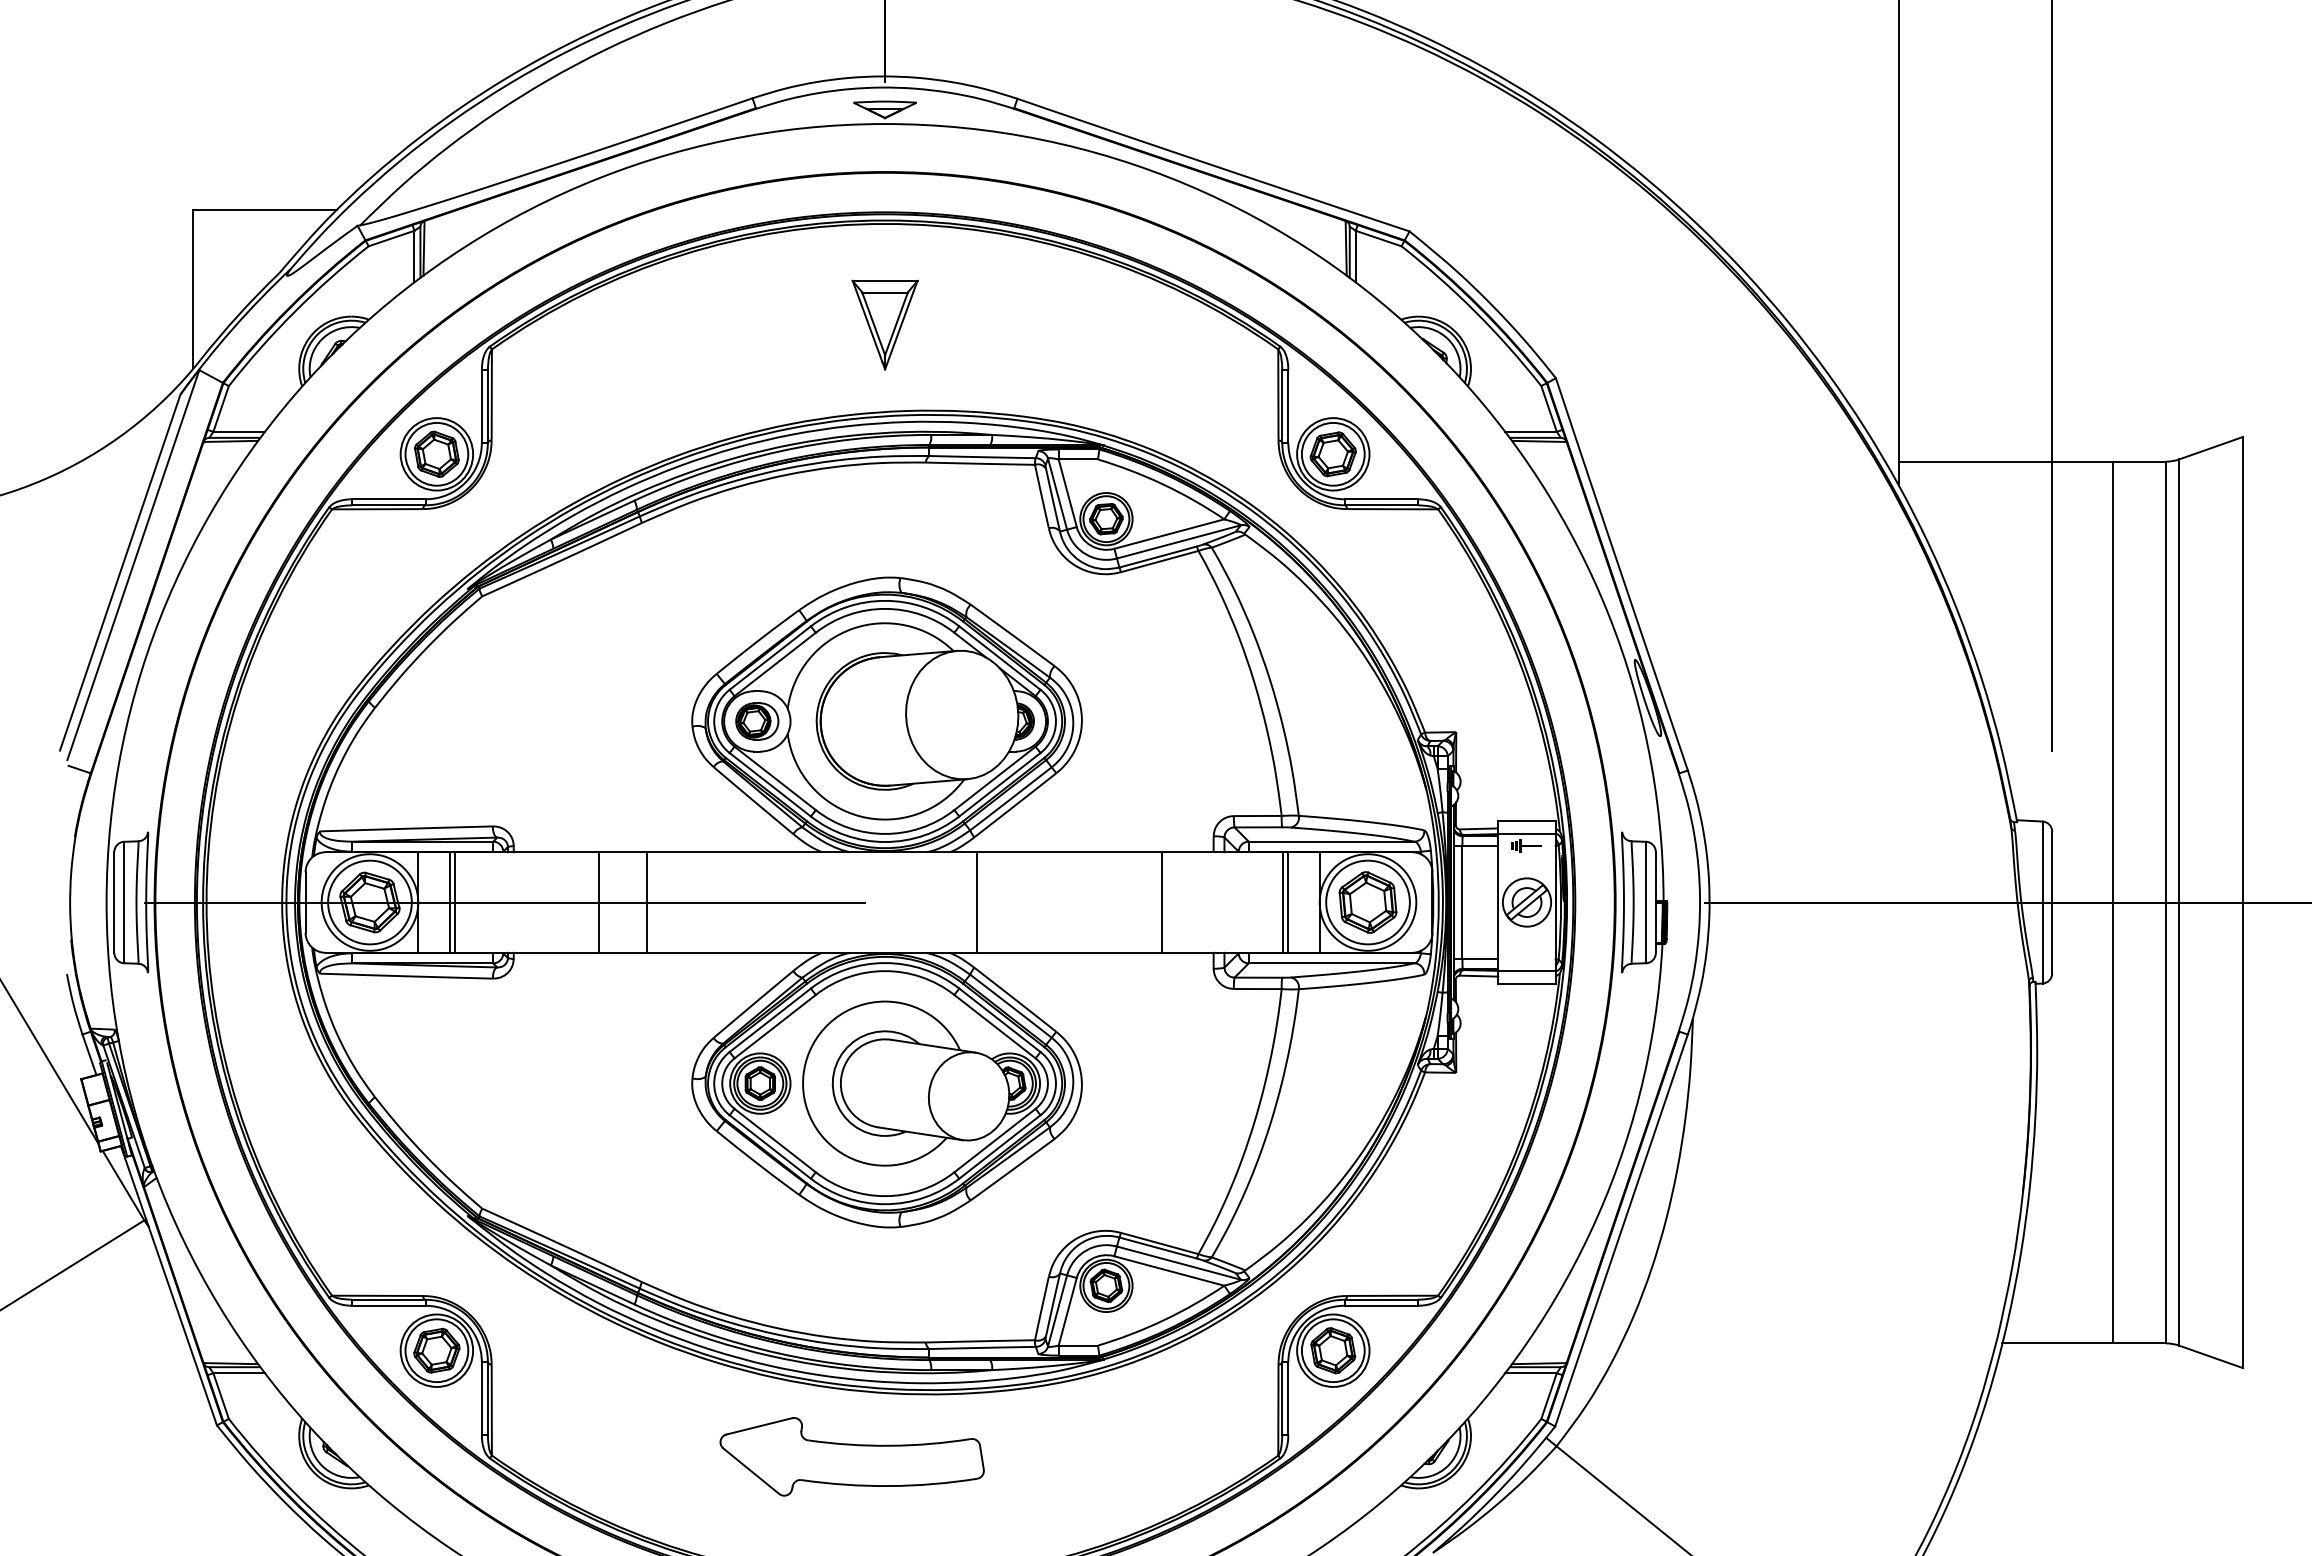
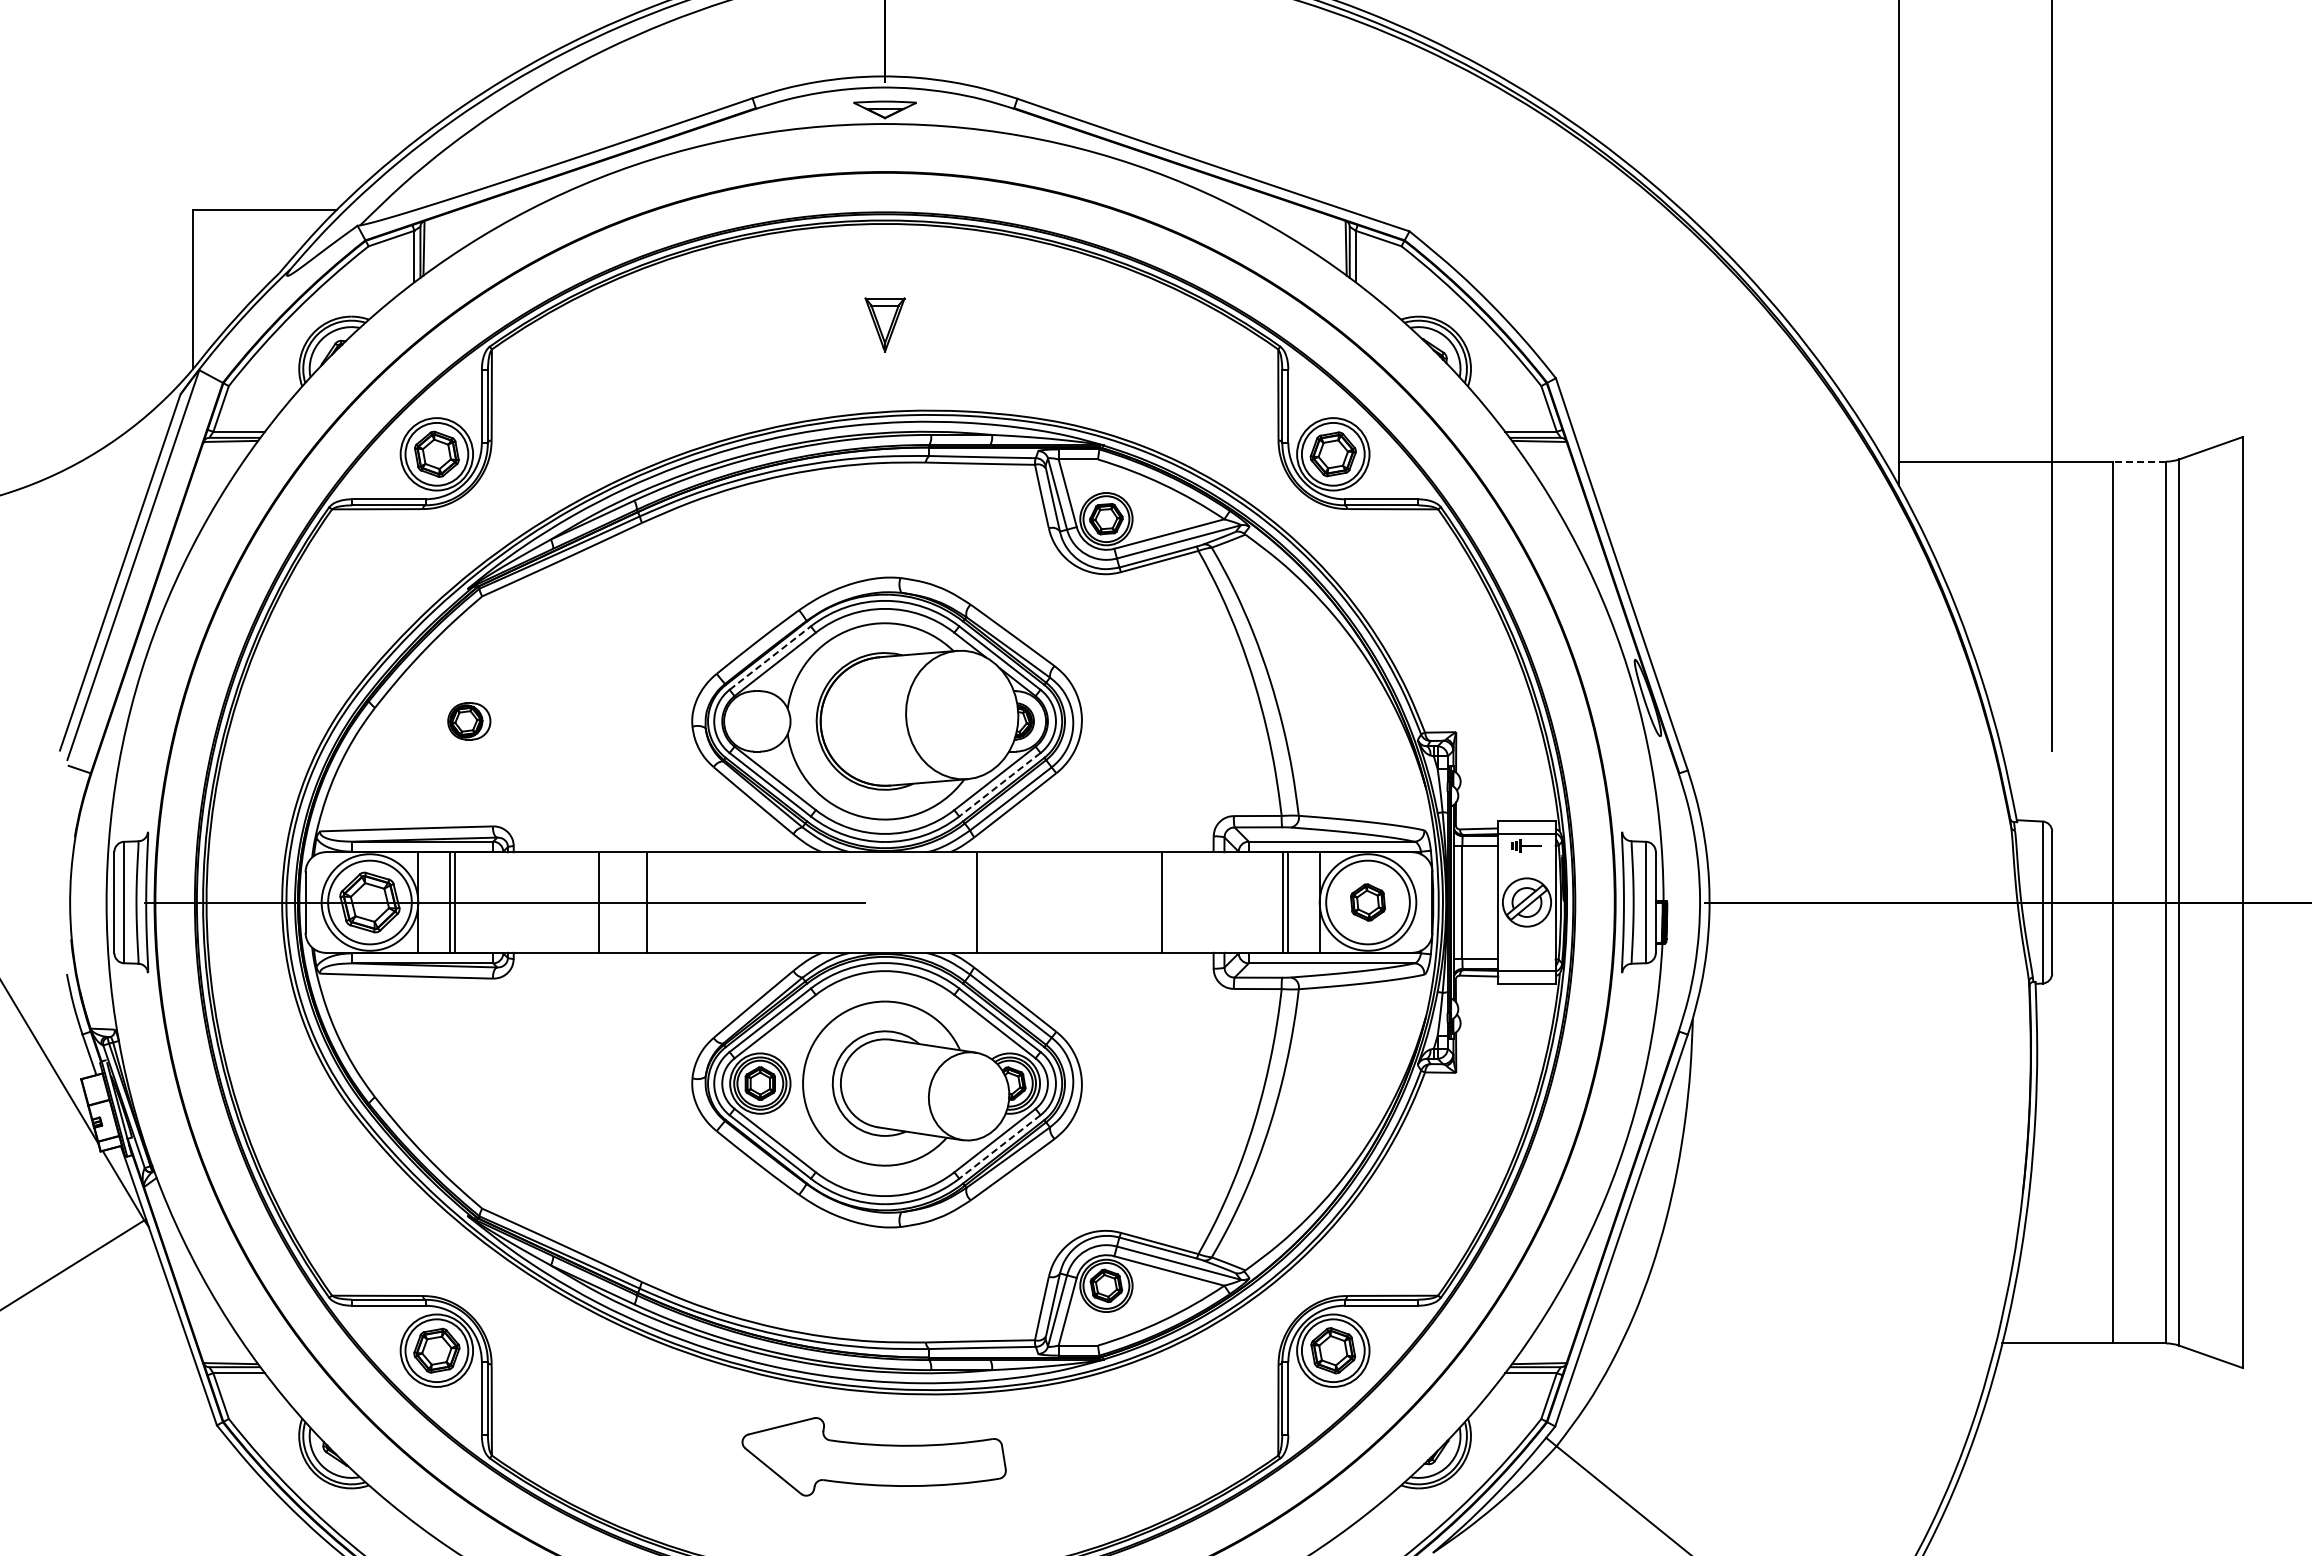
part size: 68x92 px -> 42x56 px (884, 324)
line: solid -> dashed (2139, 461)
line: solid -> dashed (770, 658)
part position: (757, 721) -> (469, 721) (469, 721)
line: solid -> dashed (999, 784)
part size: 60x63 px -> 36x39 px (1367, 902)
line: solid -> dashed (999, 1146)
part position: (851, 1456) -> (873, 1456) (873, 1456)
